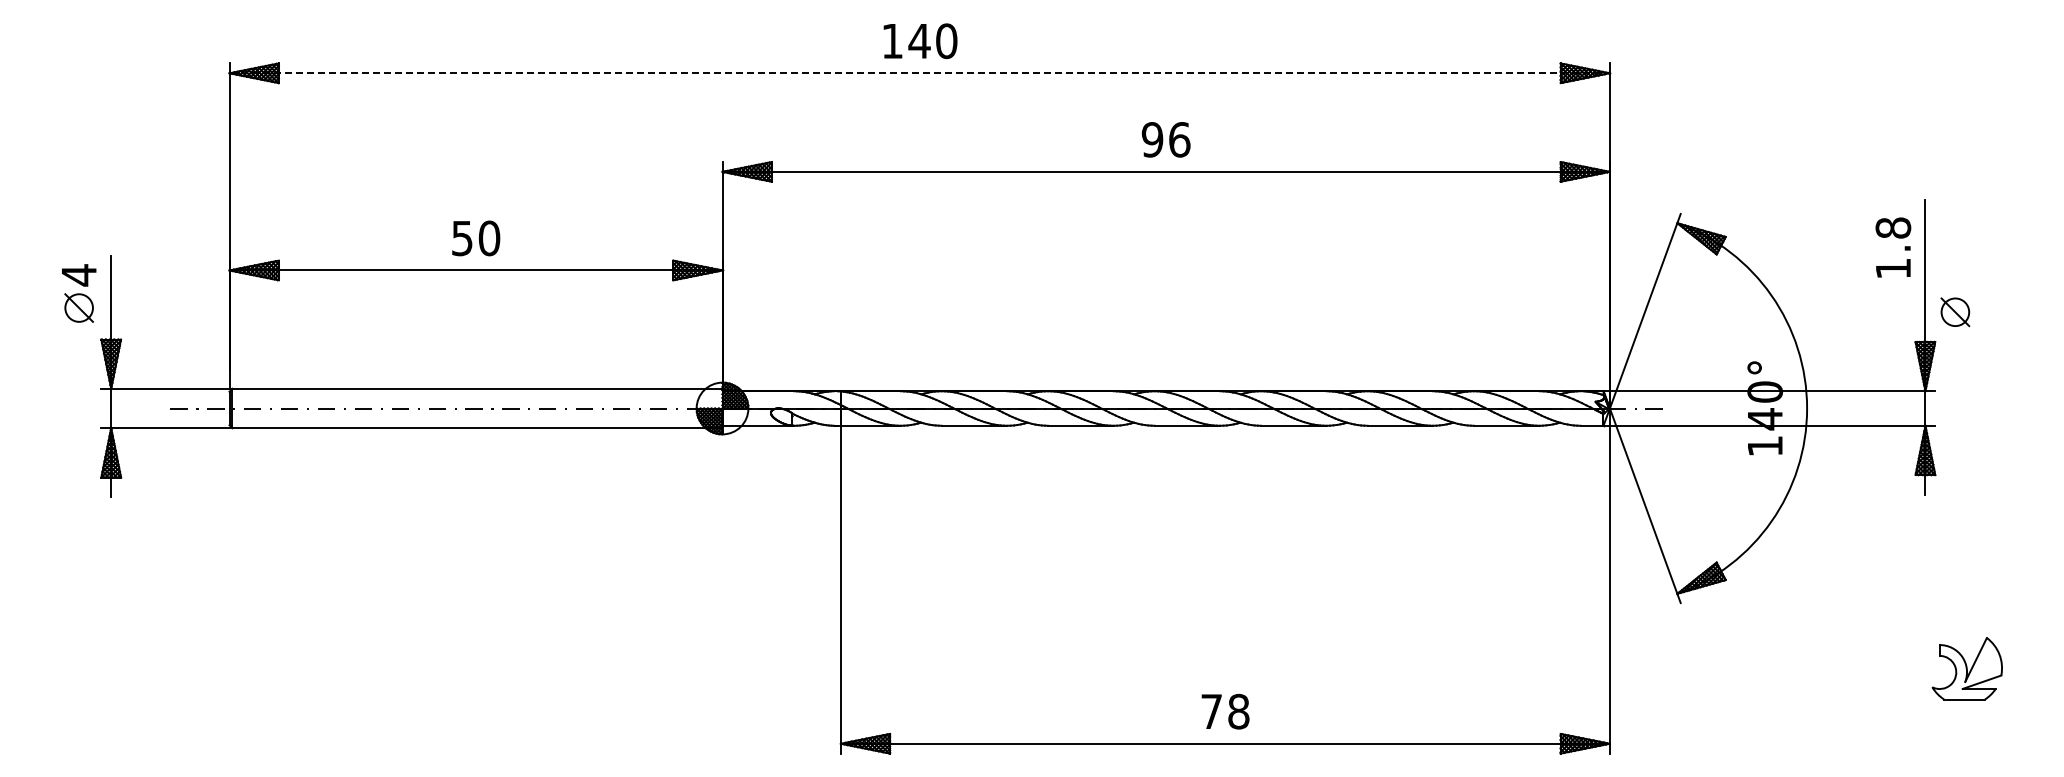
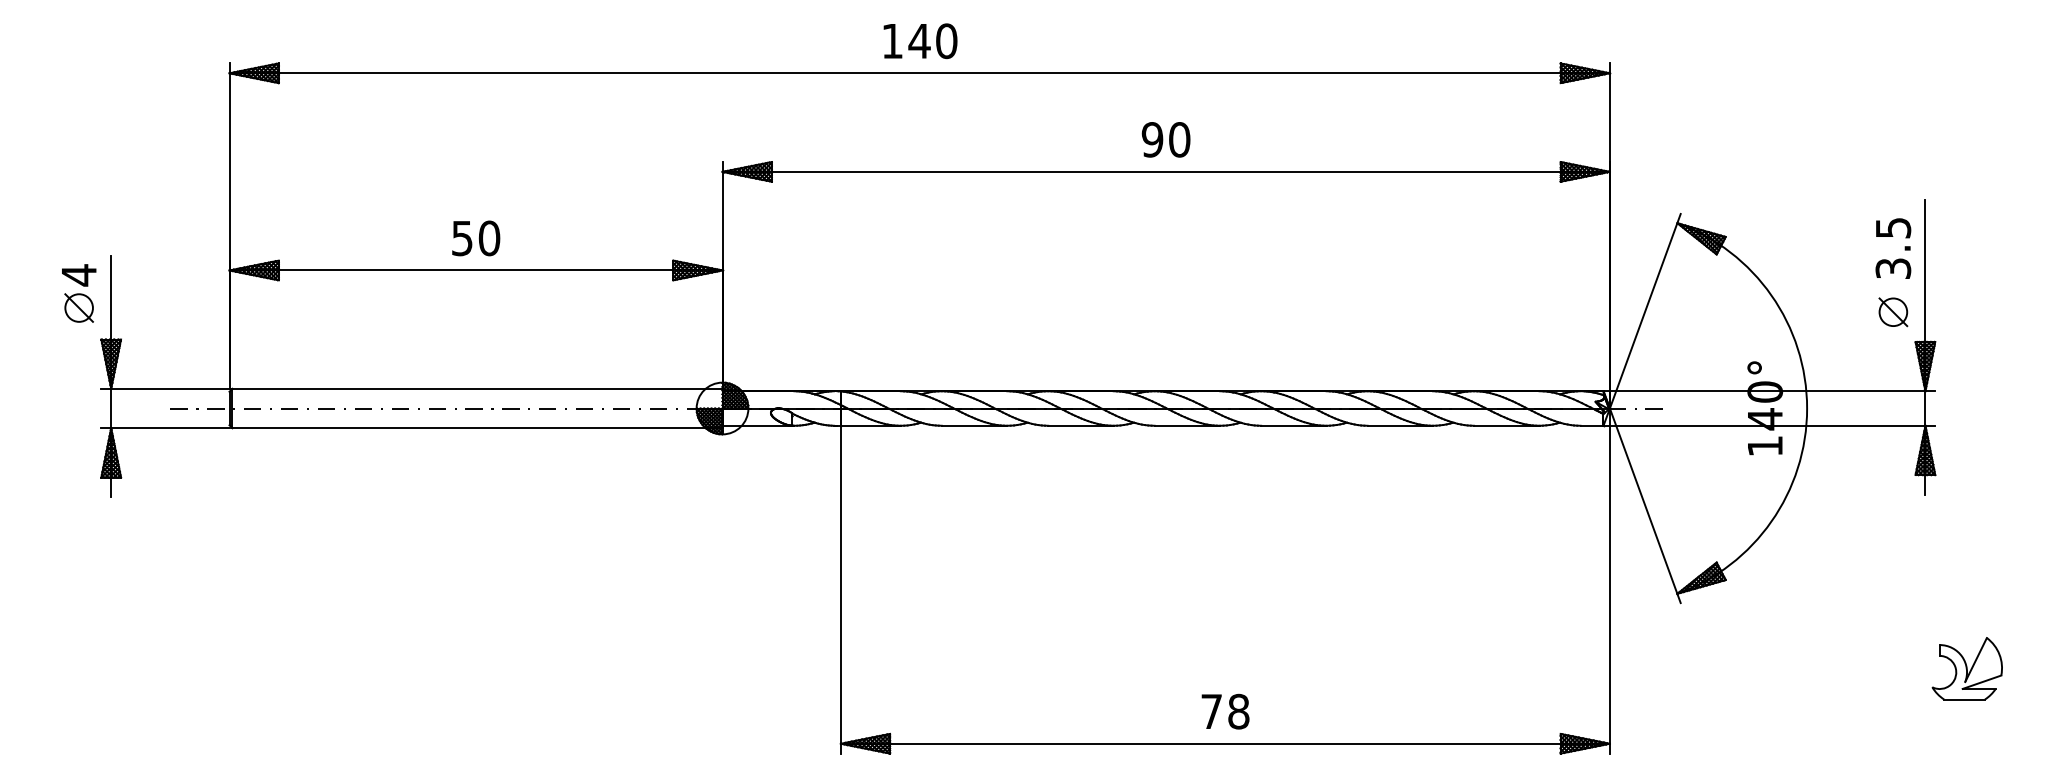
line: dashed -> solid (920, 73)
text: 96 -> 90 (1179, 139)
text: 1.8 -> 3.5 (1893, 247)
part position: (1955, 312) -> (1893, 312) (1893, 312)
